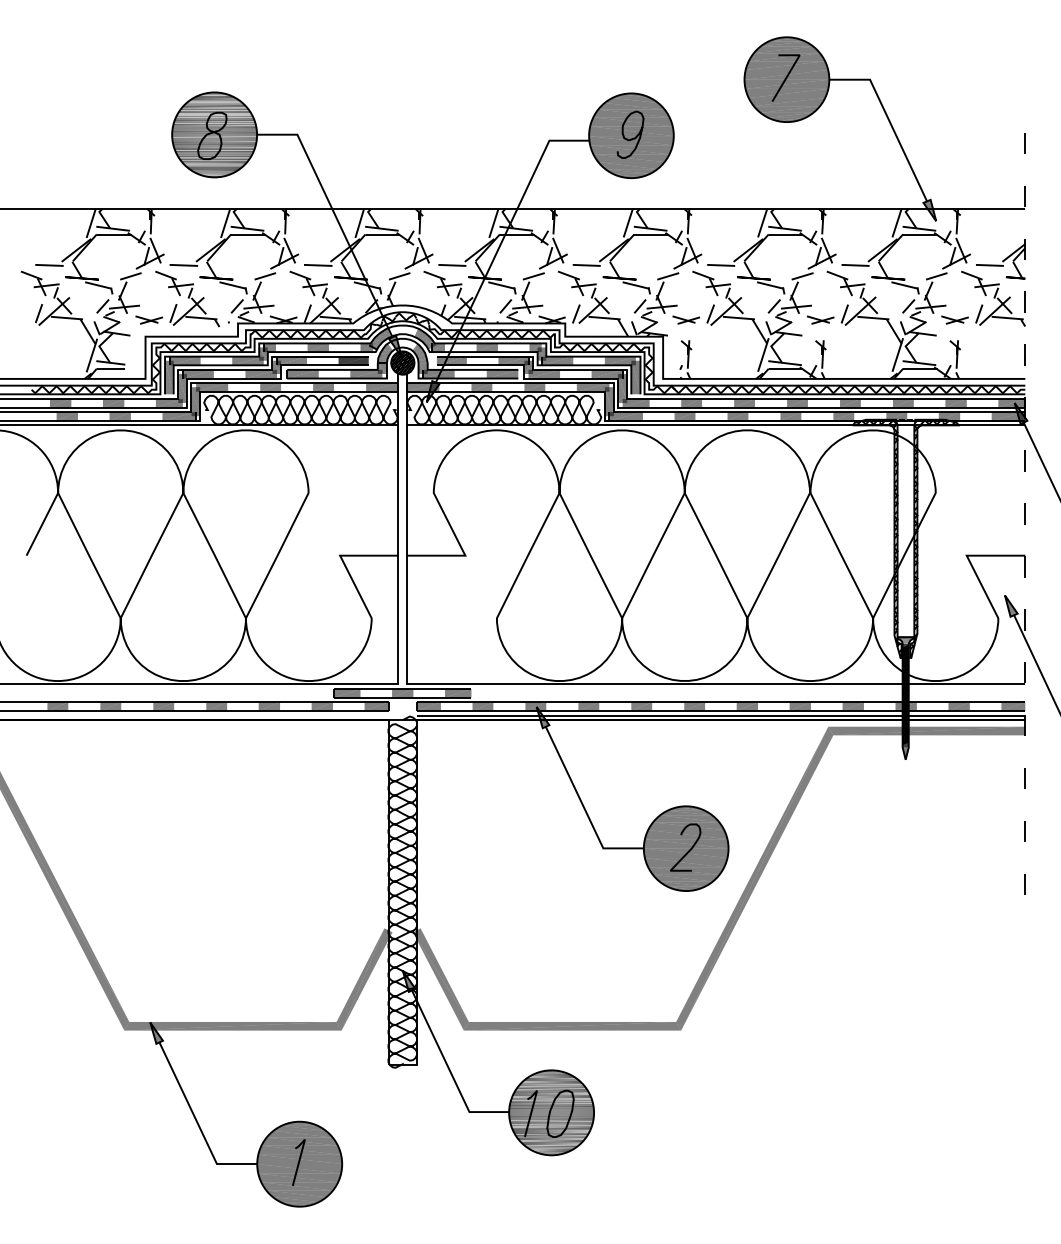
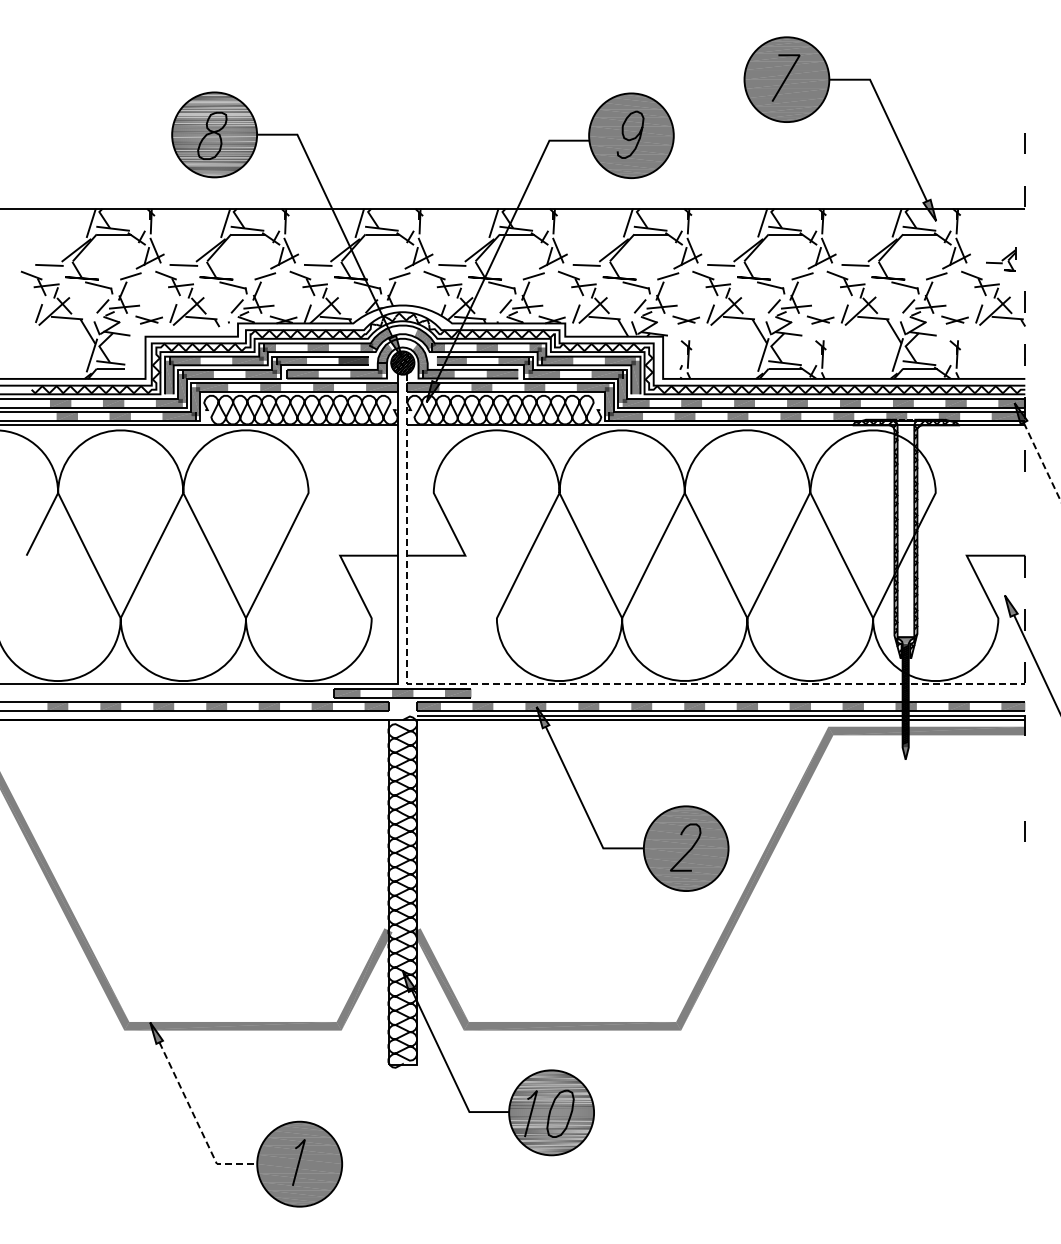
part size: 50x41 px -> 31x25 px (1001, 259)
line: solid -> dashed (1042, 462)
line: present -> none (1024, 513)
line: solid -> dashed (560, 684)
line: present -> none (1024, 778)
line: present -> none (1024, 884)
line: solid -> dashed (197, 1122)
